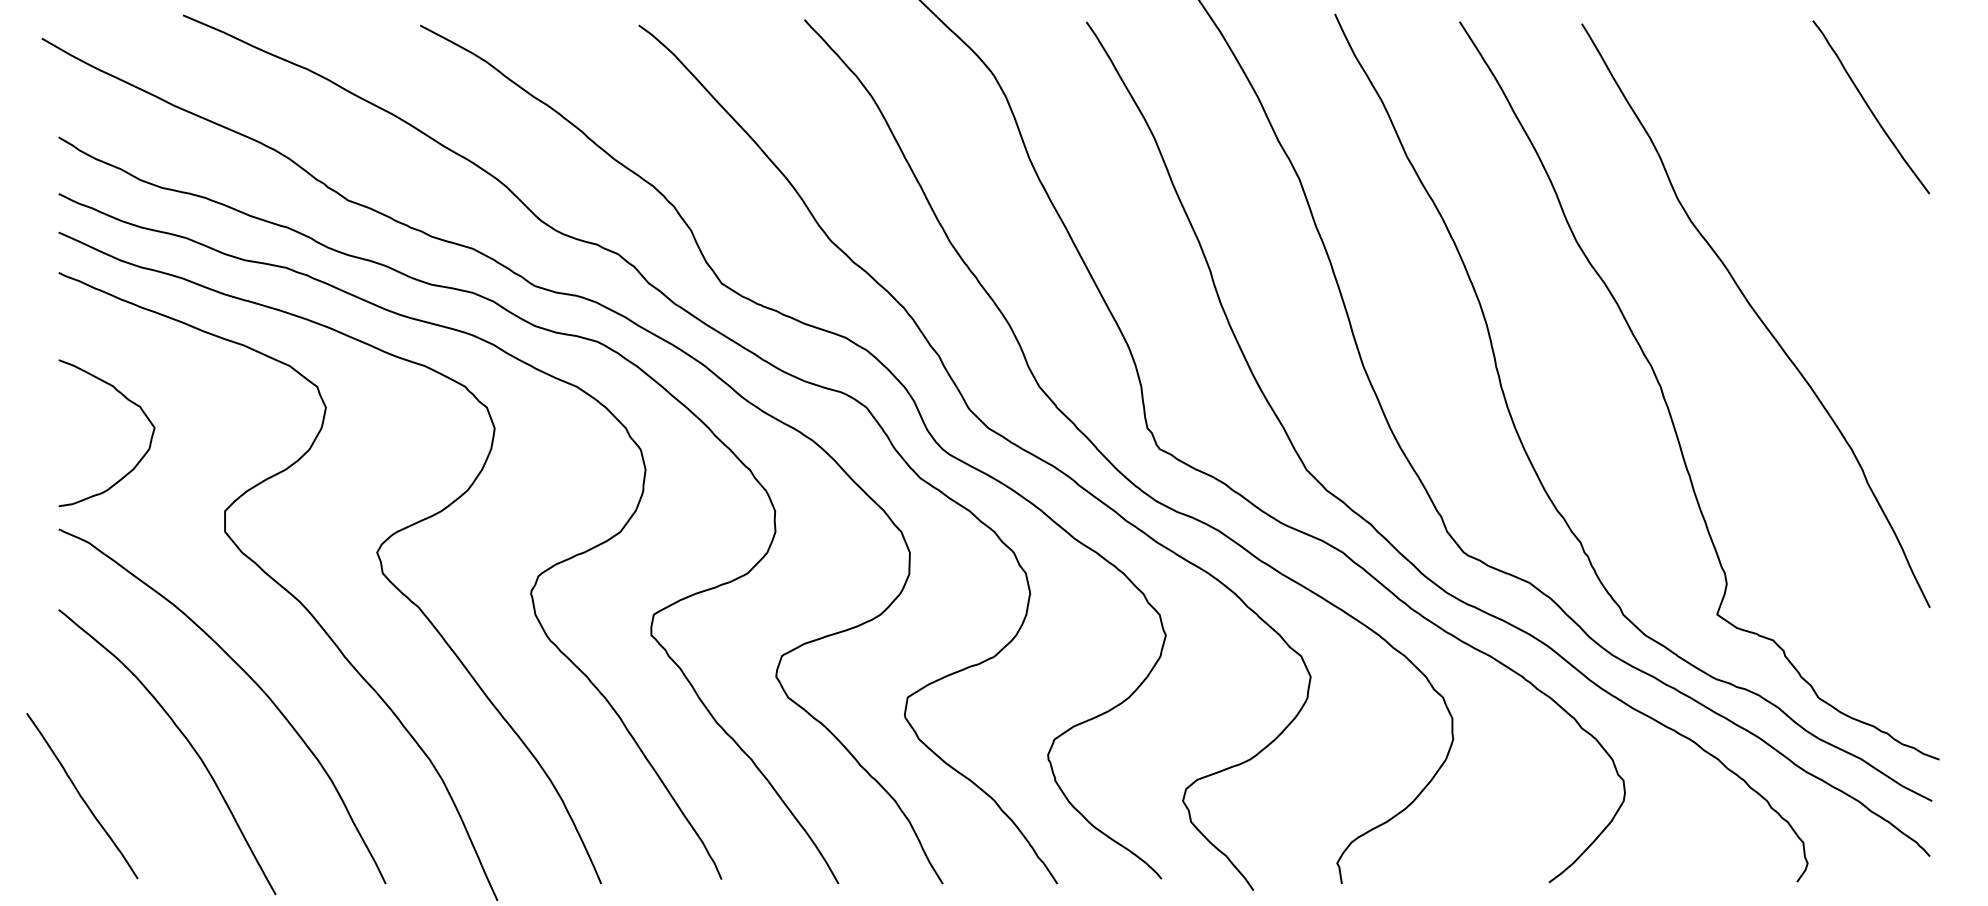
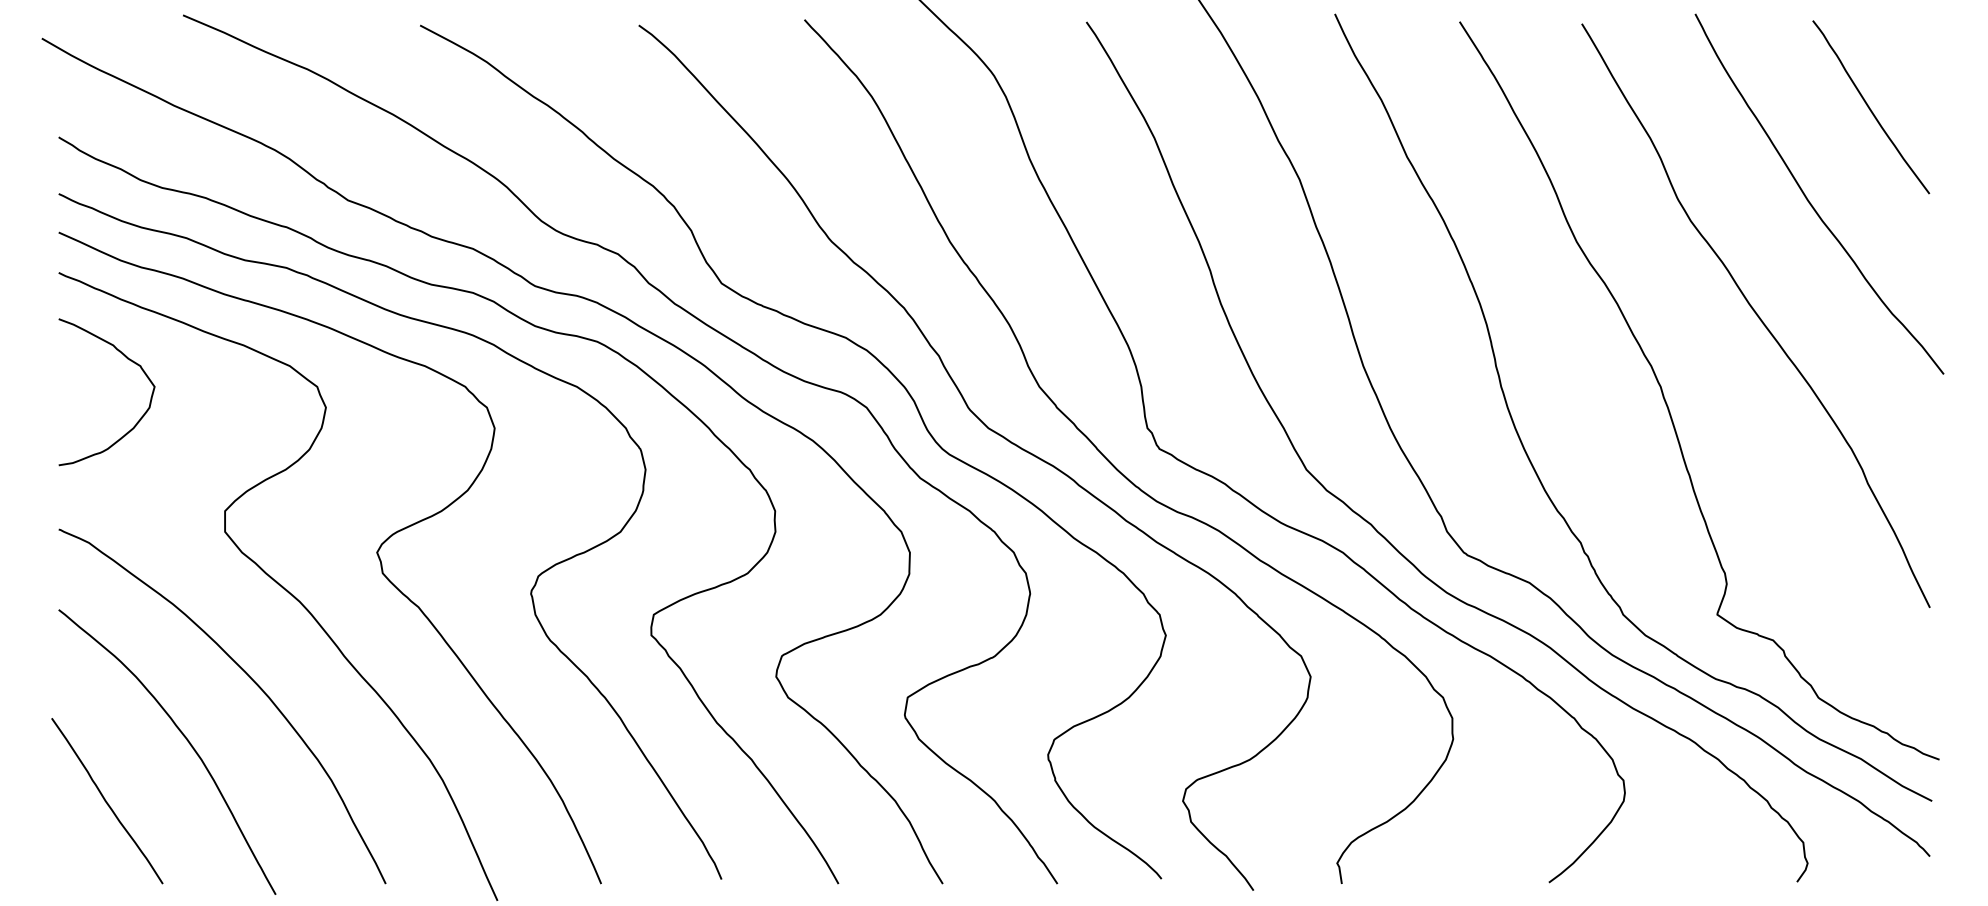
curve: none -> present (1809, 200)
curve position: (127, 400) -> (127, 359) (127, 359)
curve position: (82, 796) -> (107, 801) (107, 801)
